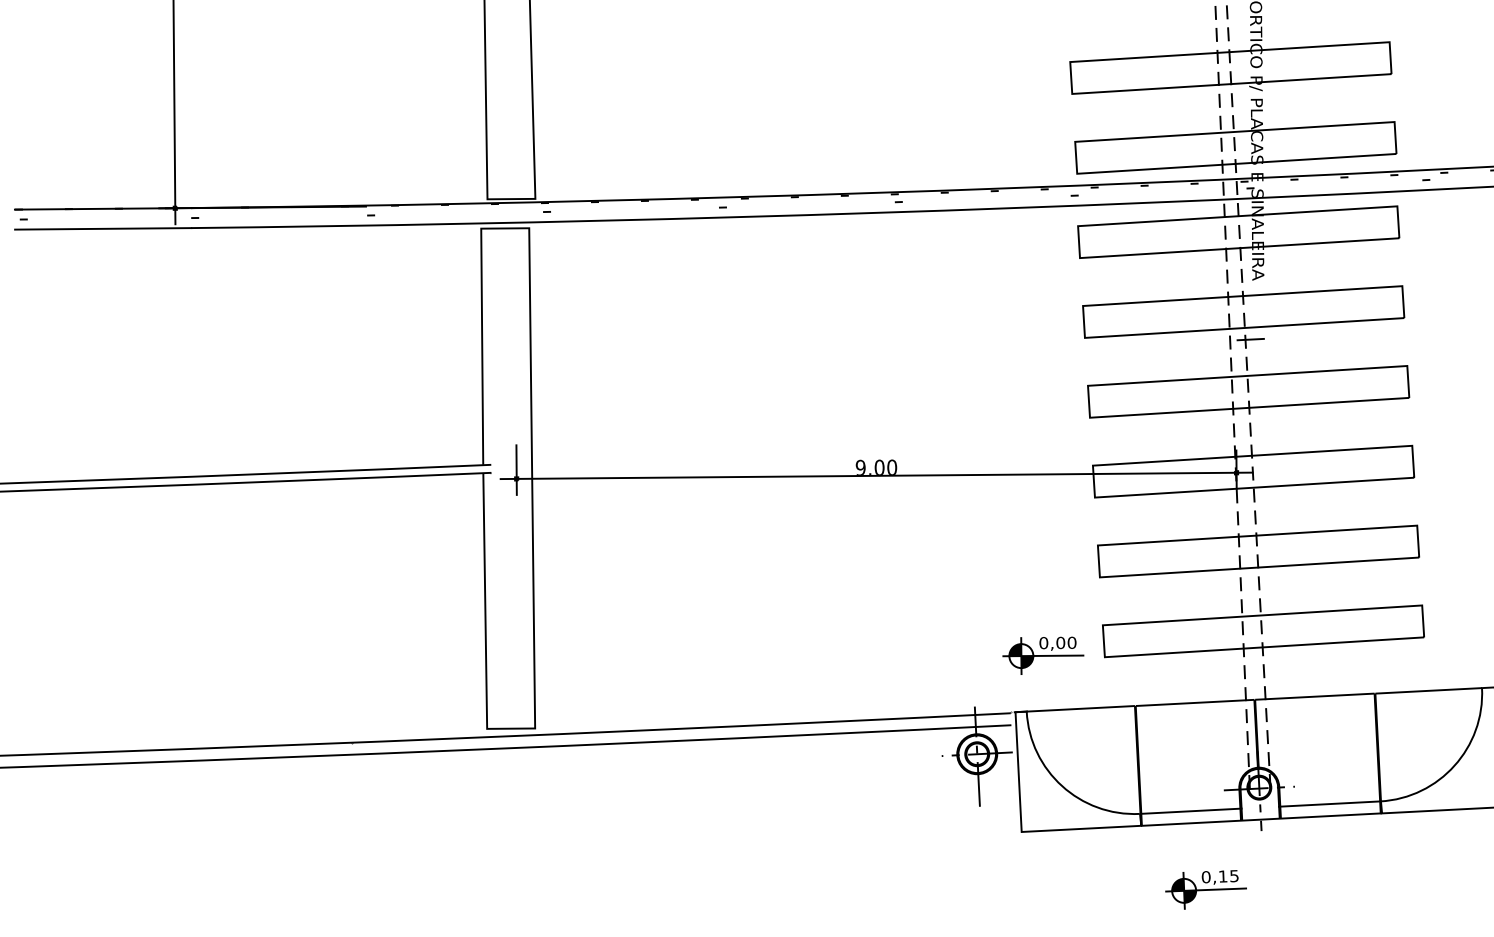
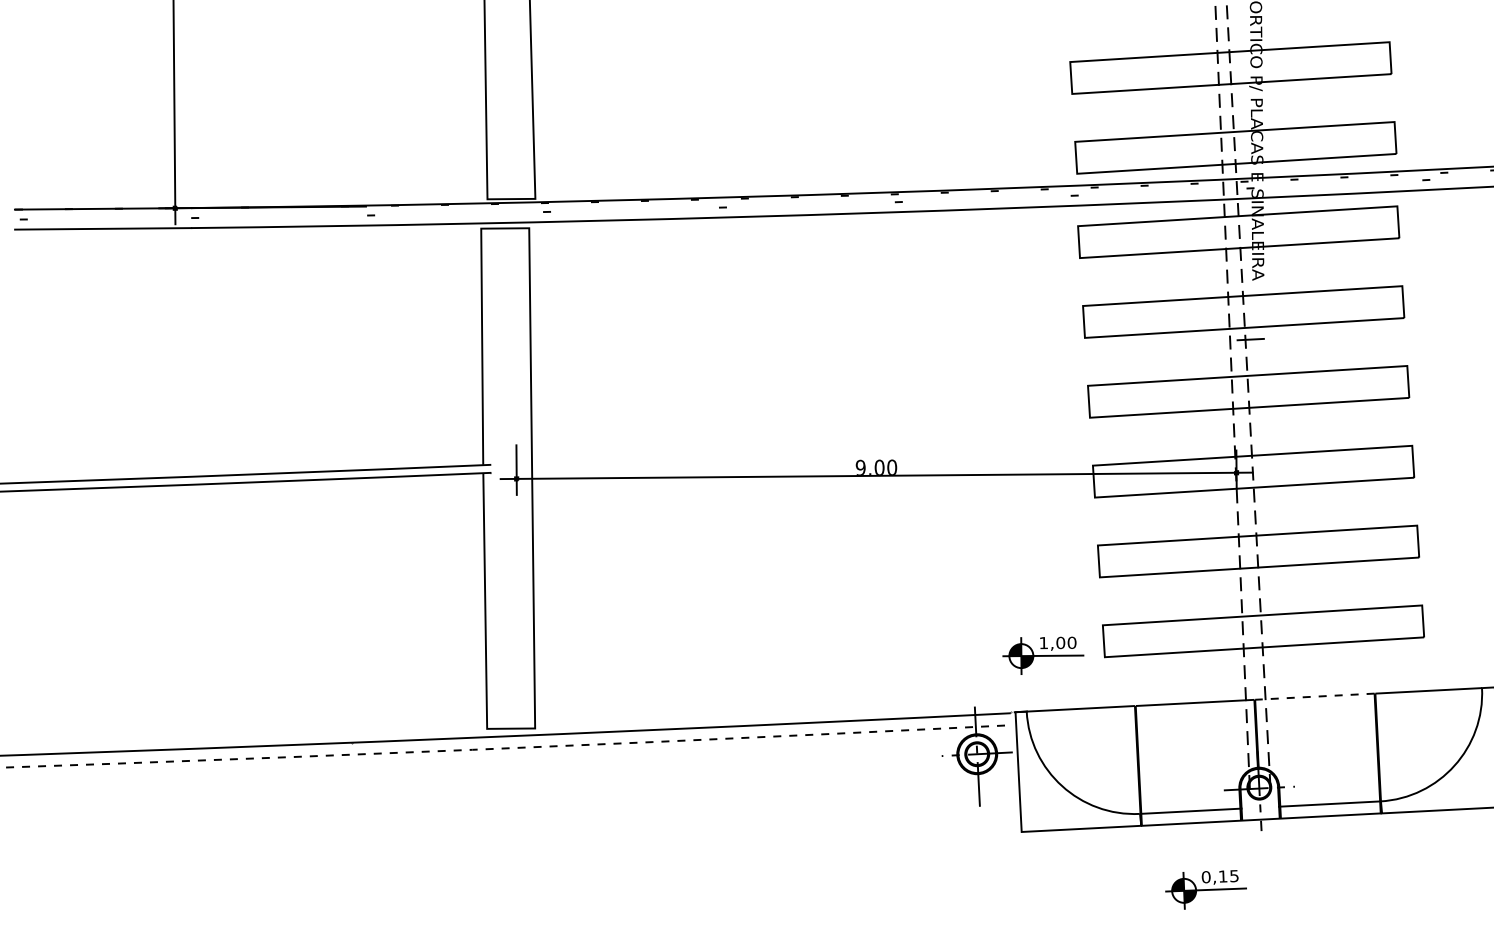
text: 0,00 -> 1,00 (1043, 643)
line: solid -> dashed (1314, 696)
arc: solid -> dashed (505, 748)
